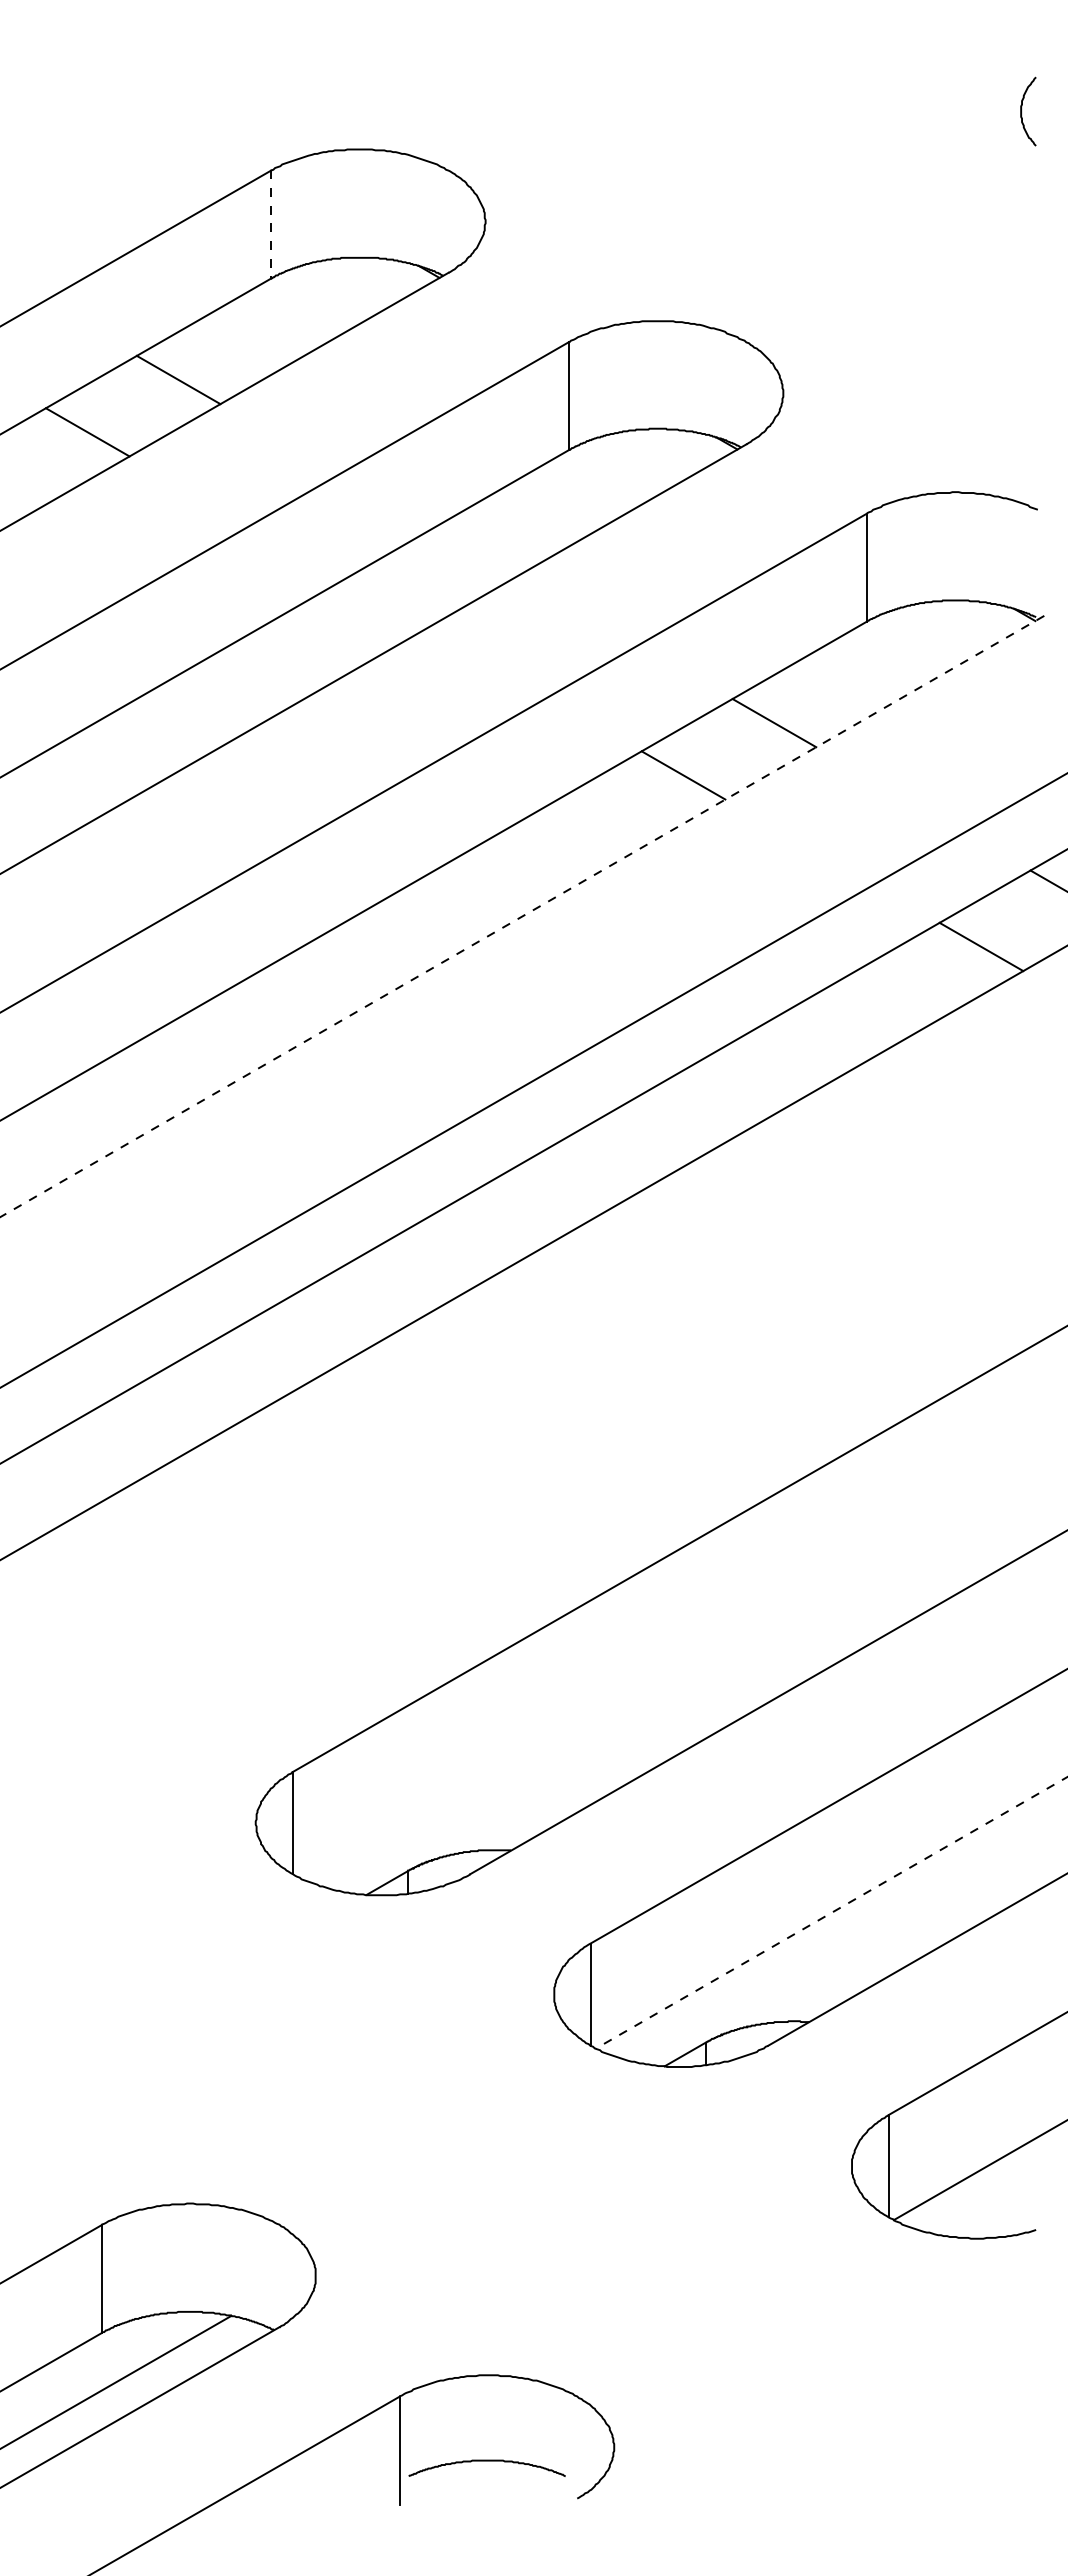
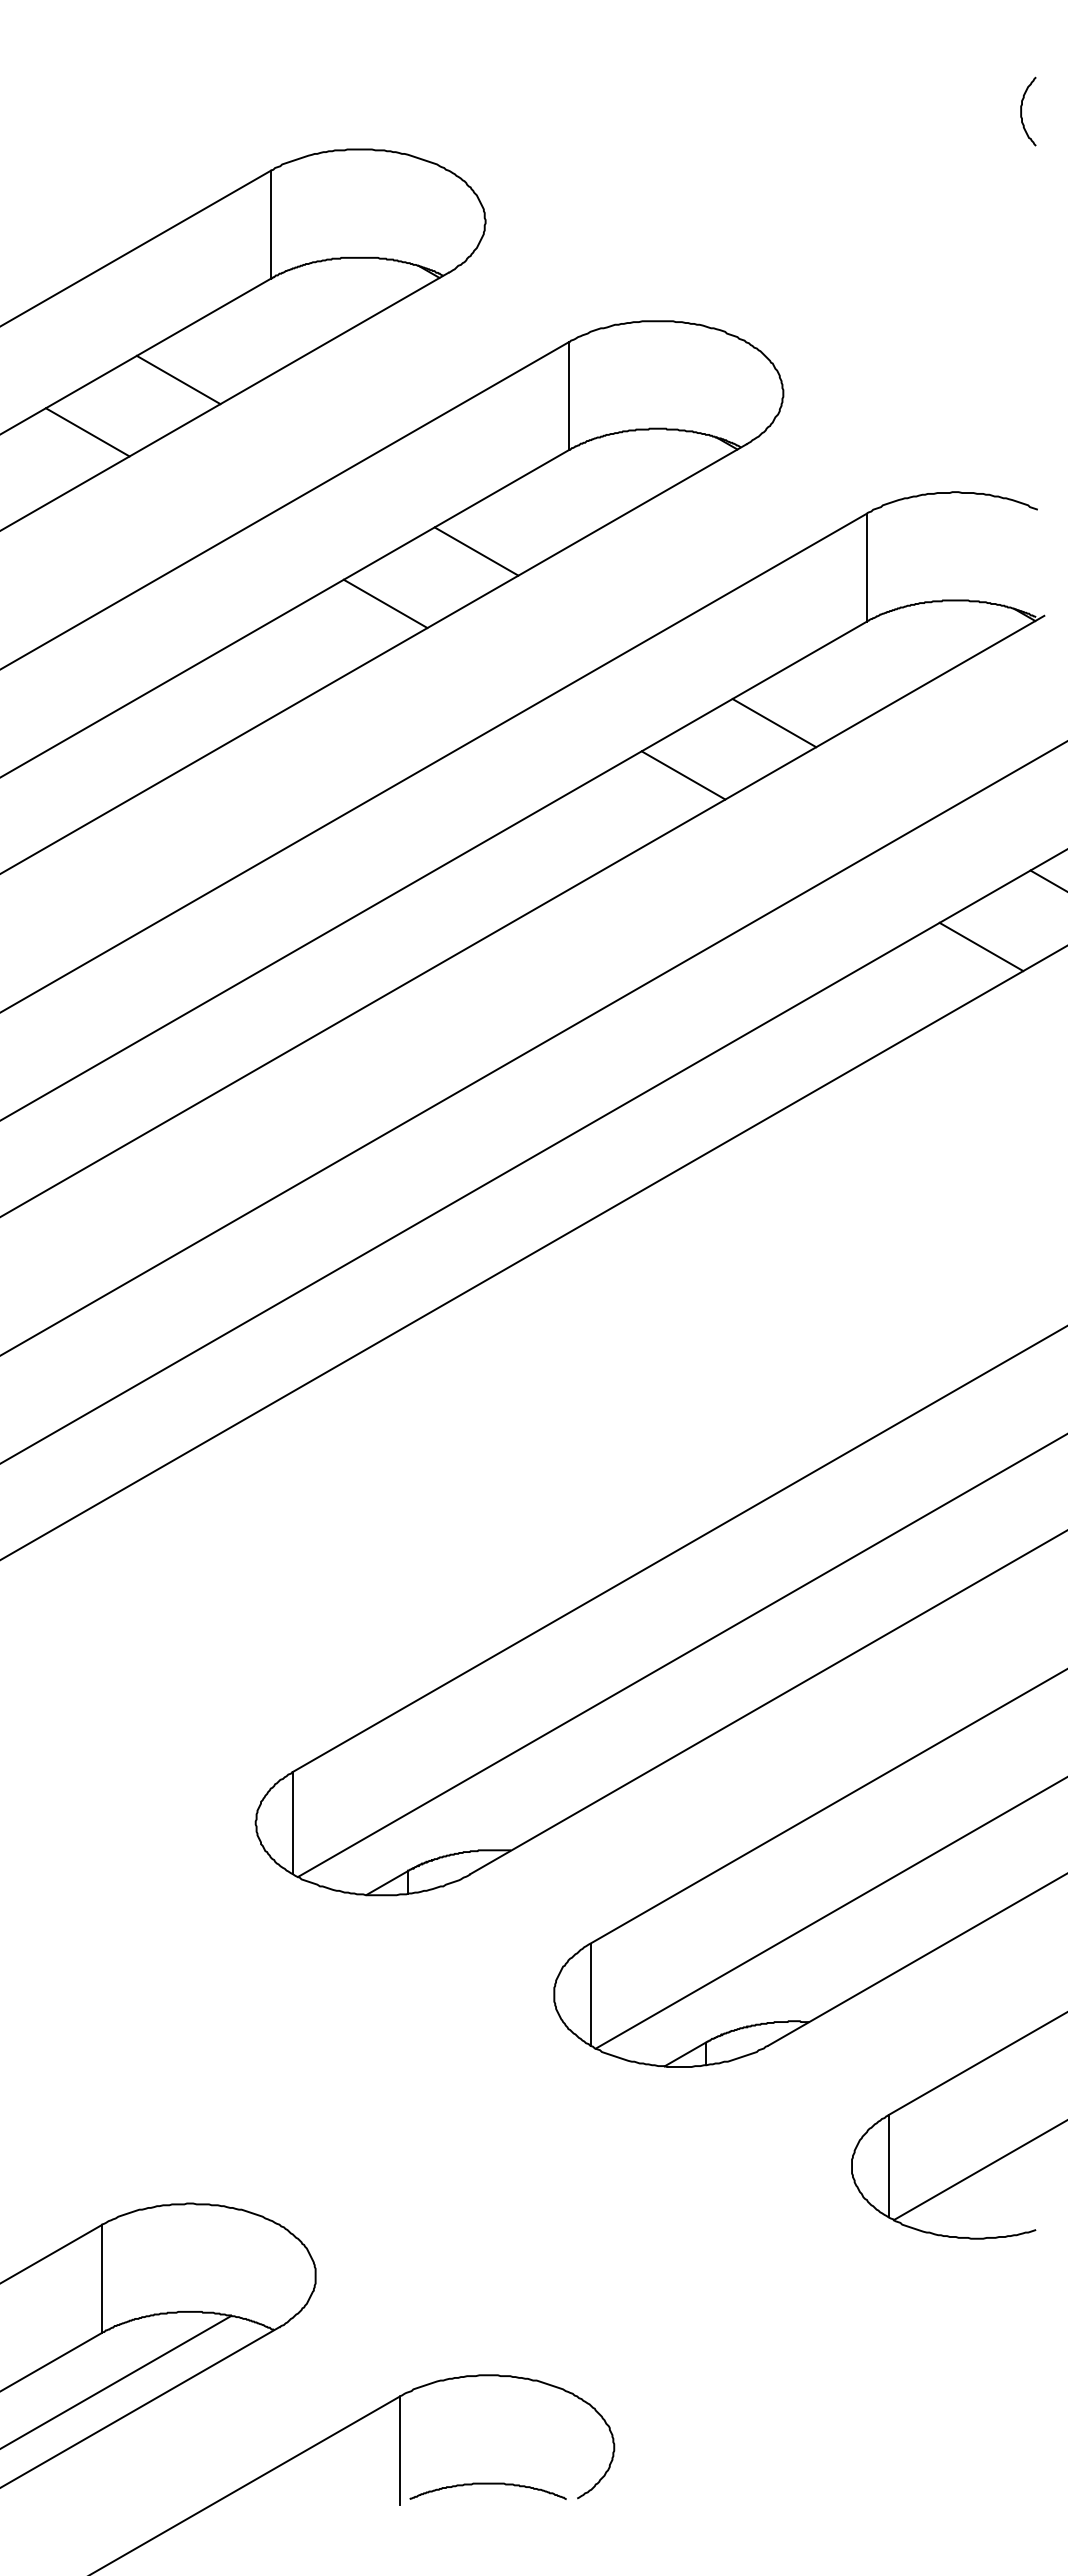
line: dashed -> solid (271, 224)
line: none -> present (476, 551)
line: none -> present (385, 603)
line: dashed -> solid (521, 916)
line position: (533, 1080) -> (533, 1048) (533, 1048)
line: none -> present (681, 1656)
line: dashed -> solid (831, 1912)
curve position: (486, 2461) -> (487, 2484) (487, 2484)
